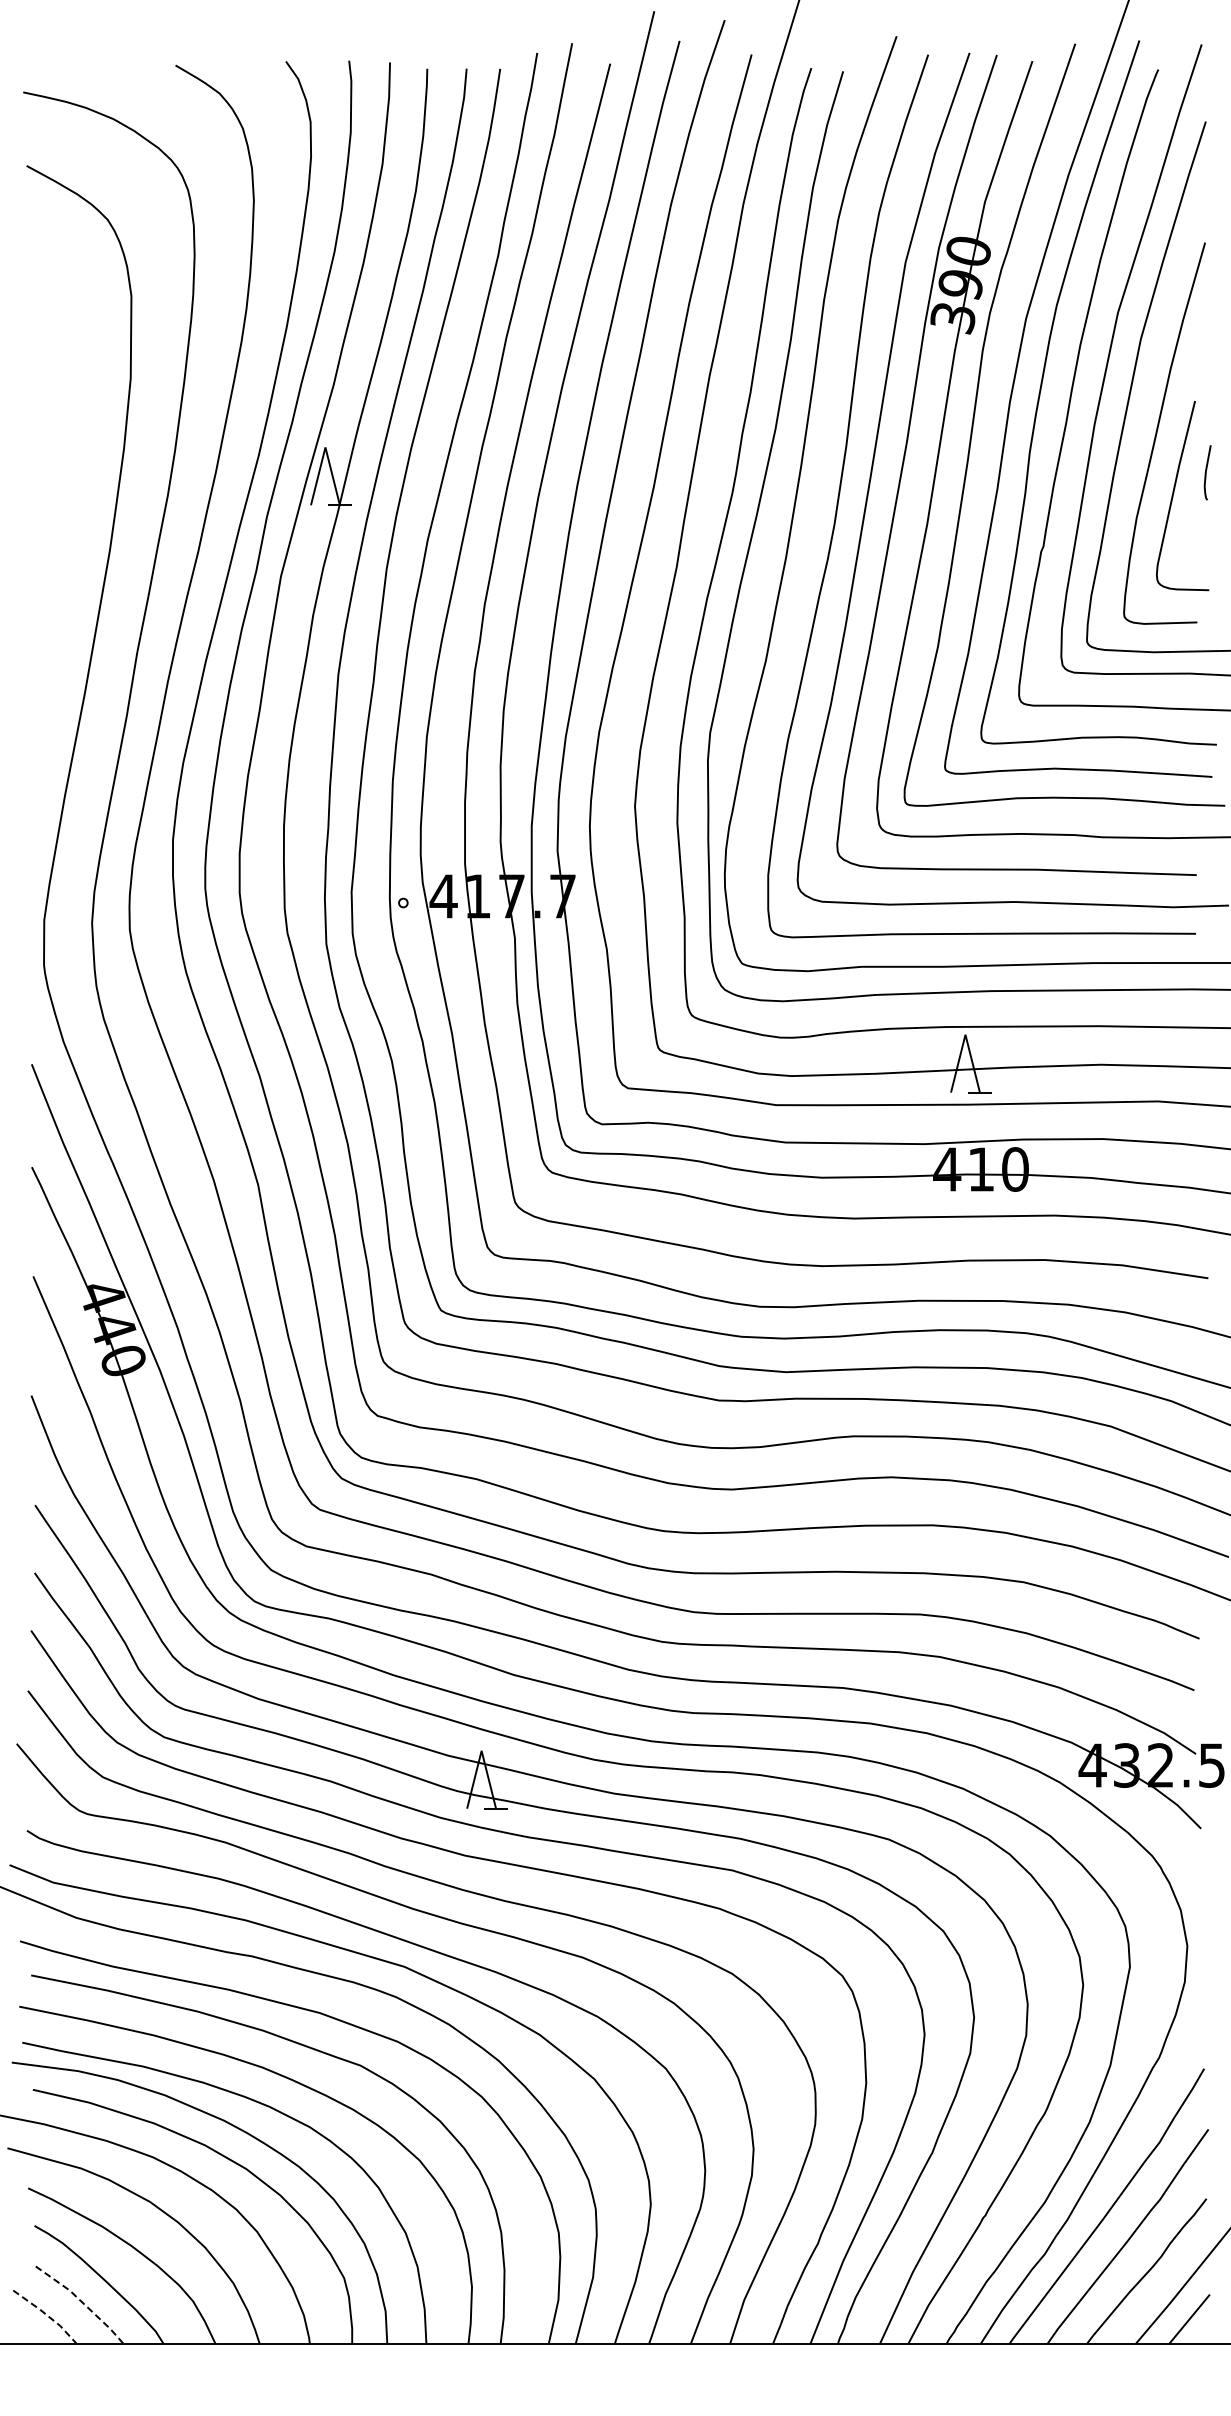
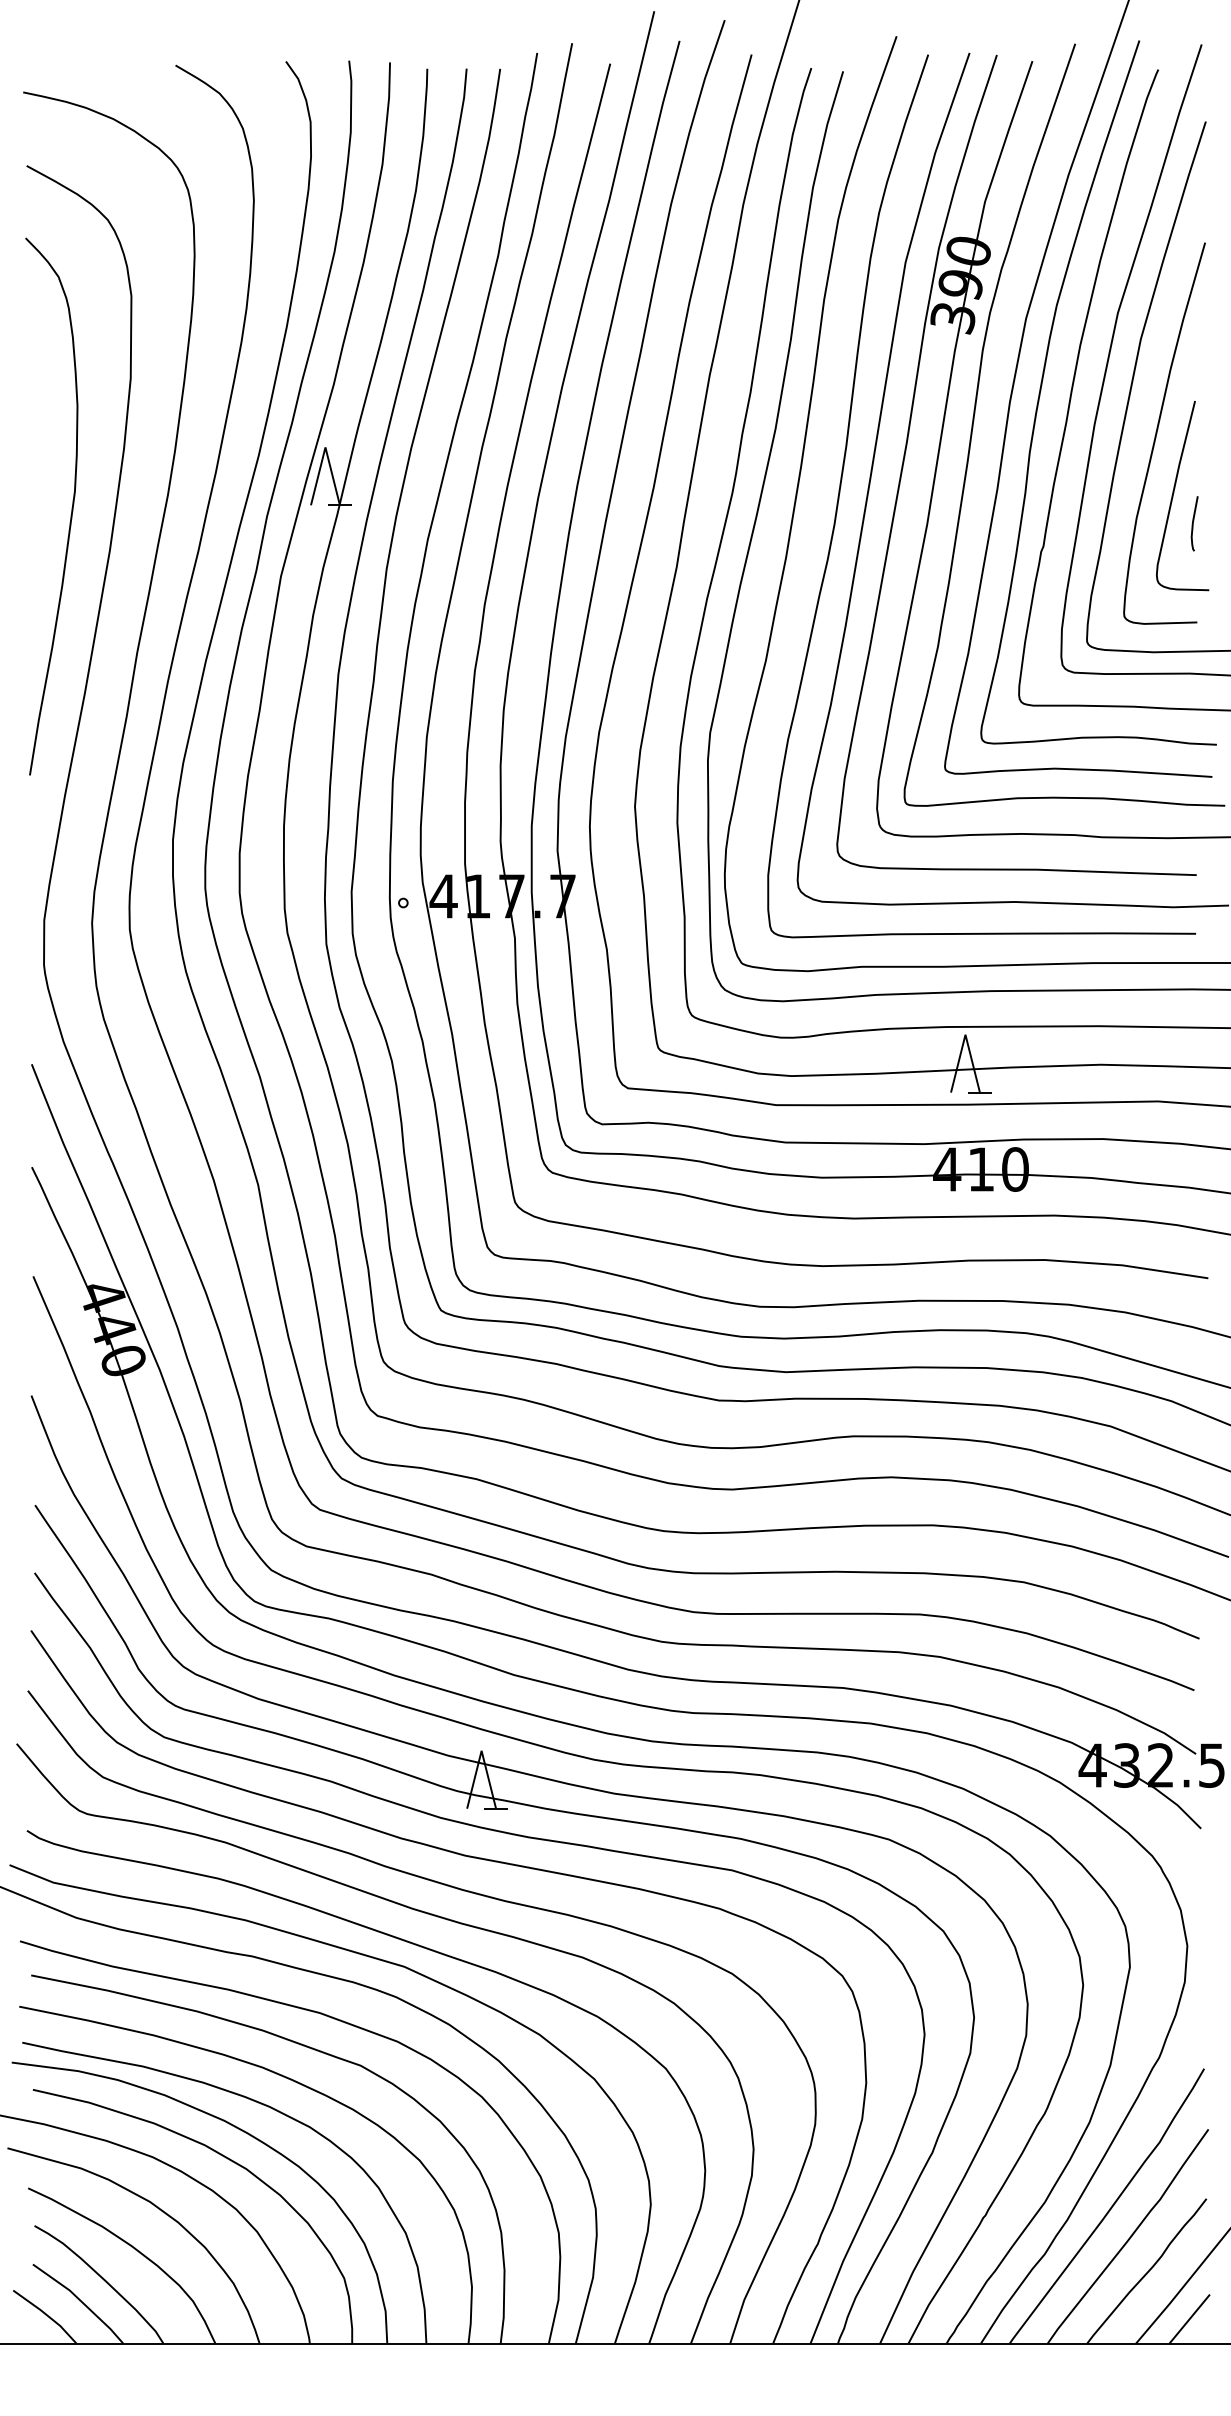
curve position: (1206, 472) -> (1193, 523) (1193, 523)
curve: none -> present (71, 507)
line: dashed -> solid (81, 2301)
line: dashed -> solid (46, 2314)
